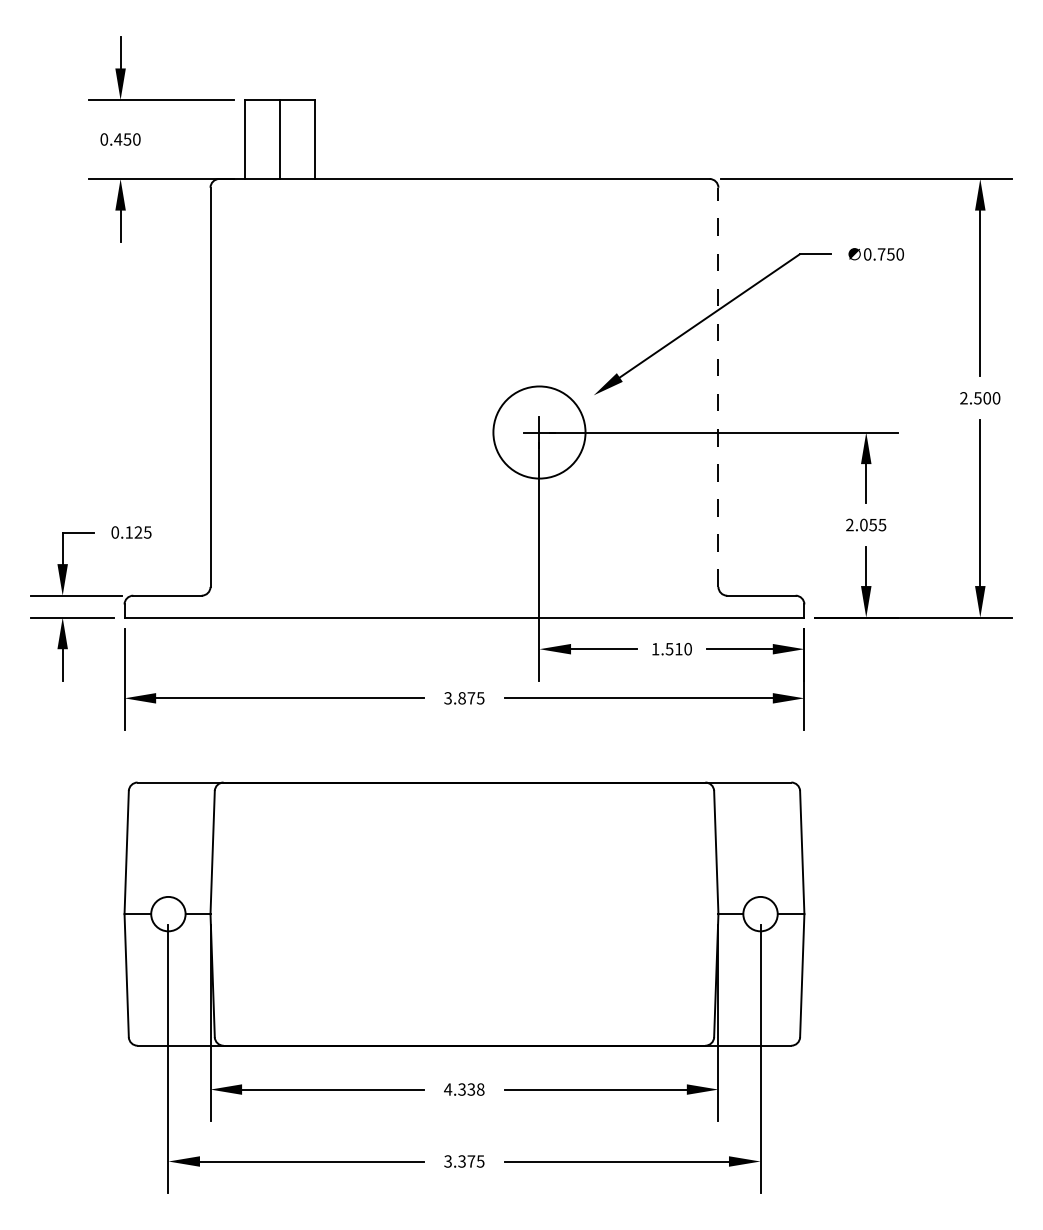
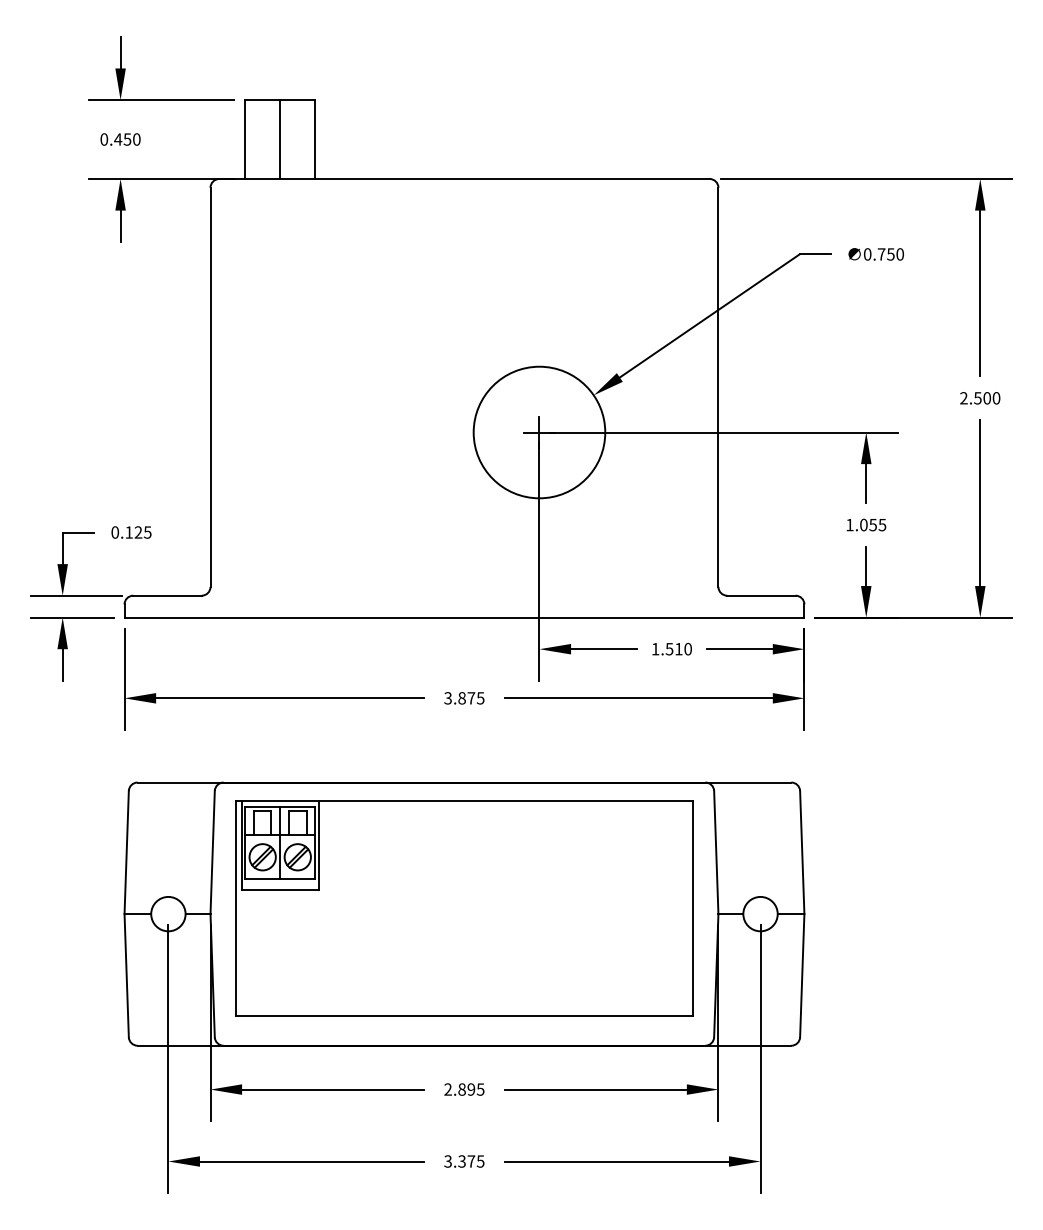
line: dashed -> solid (718, 387)
circle diameter: 92 px -> 132 px (539, 432)
text: 2.055 -> 1.055 (849, 524)
part: none -> present (464, 908)
text: 4.338 -> 2.895 (464, 1089)
